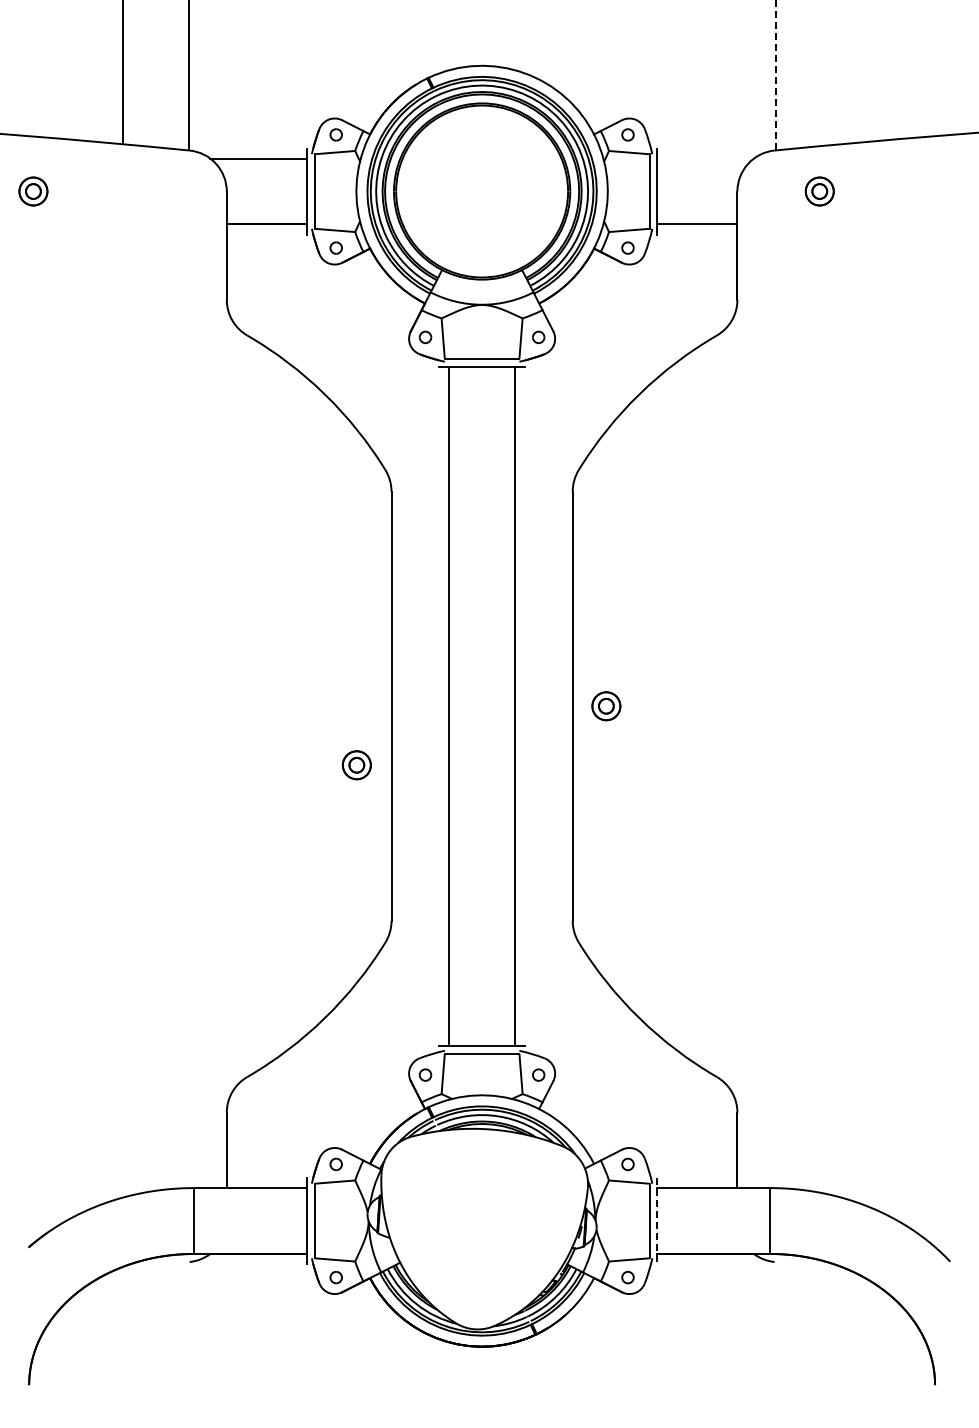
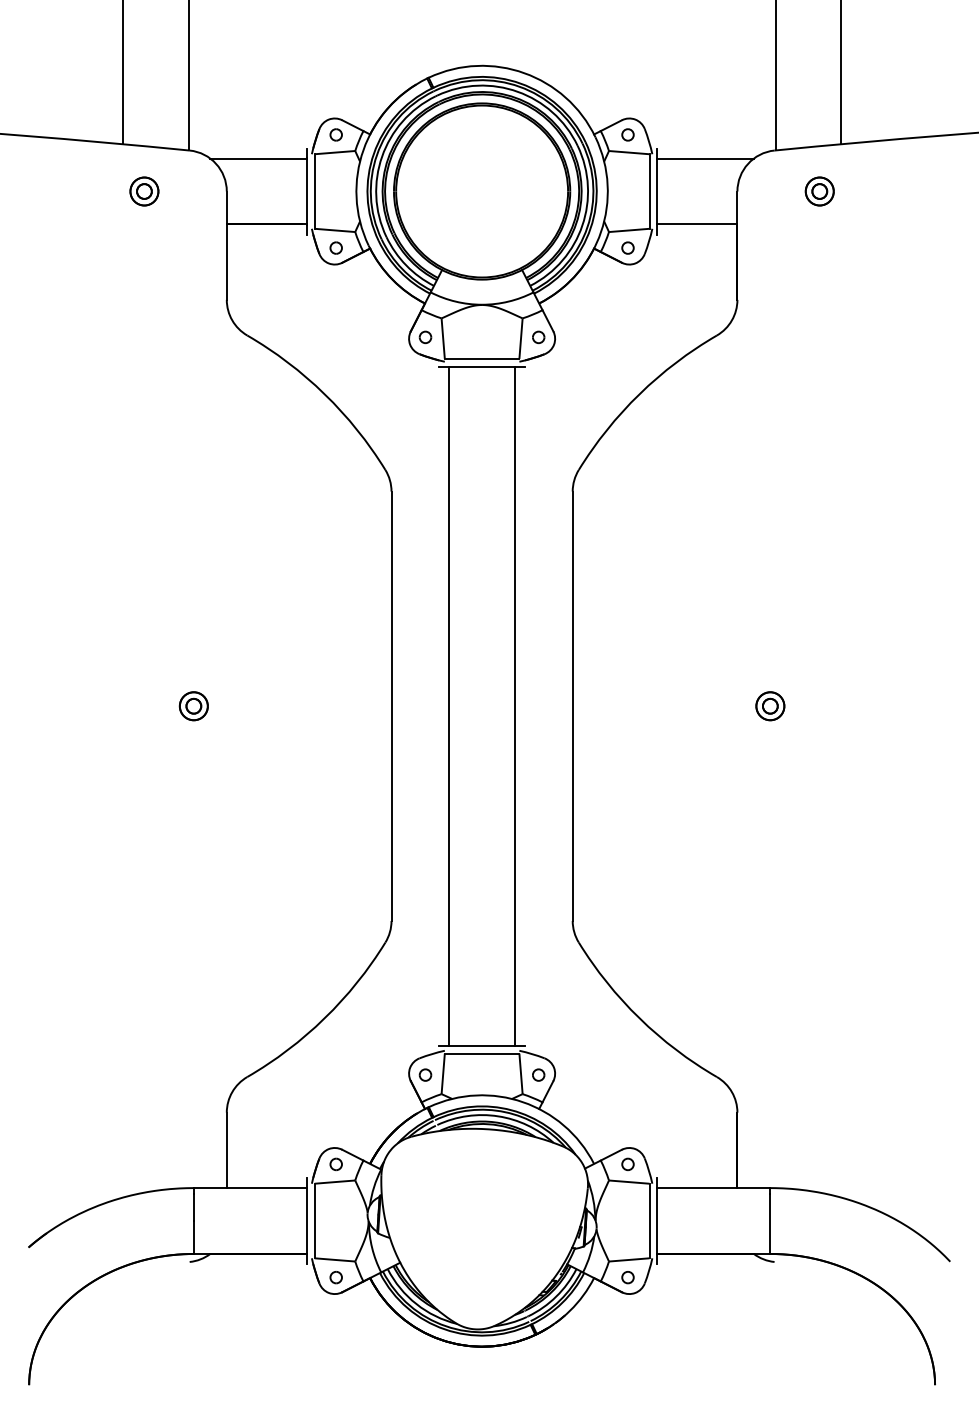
line: none -> present (841, 73)
line: dashed -> solid (775, 75)
line: none -> present (705, 158)
part position: (33, 191) -> (144, 191) (144, 191)
part position: (606, 706) -> (770, 706) (770, 706)
part position: (356, 765) -> (193, 706) (193, 706)
line: dashed -> solid (657, 1221)
